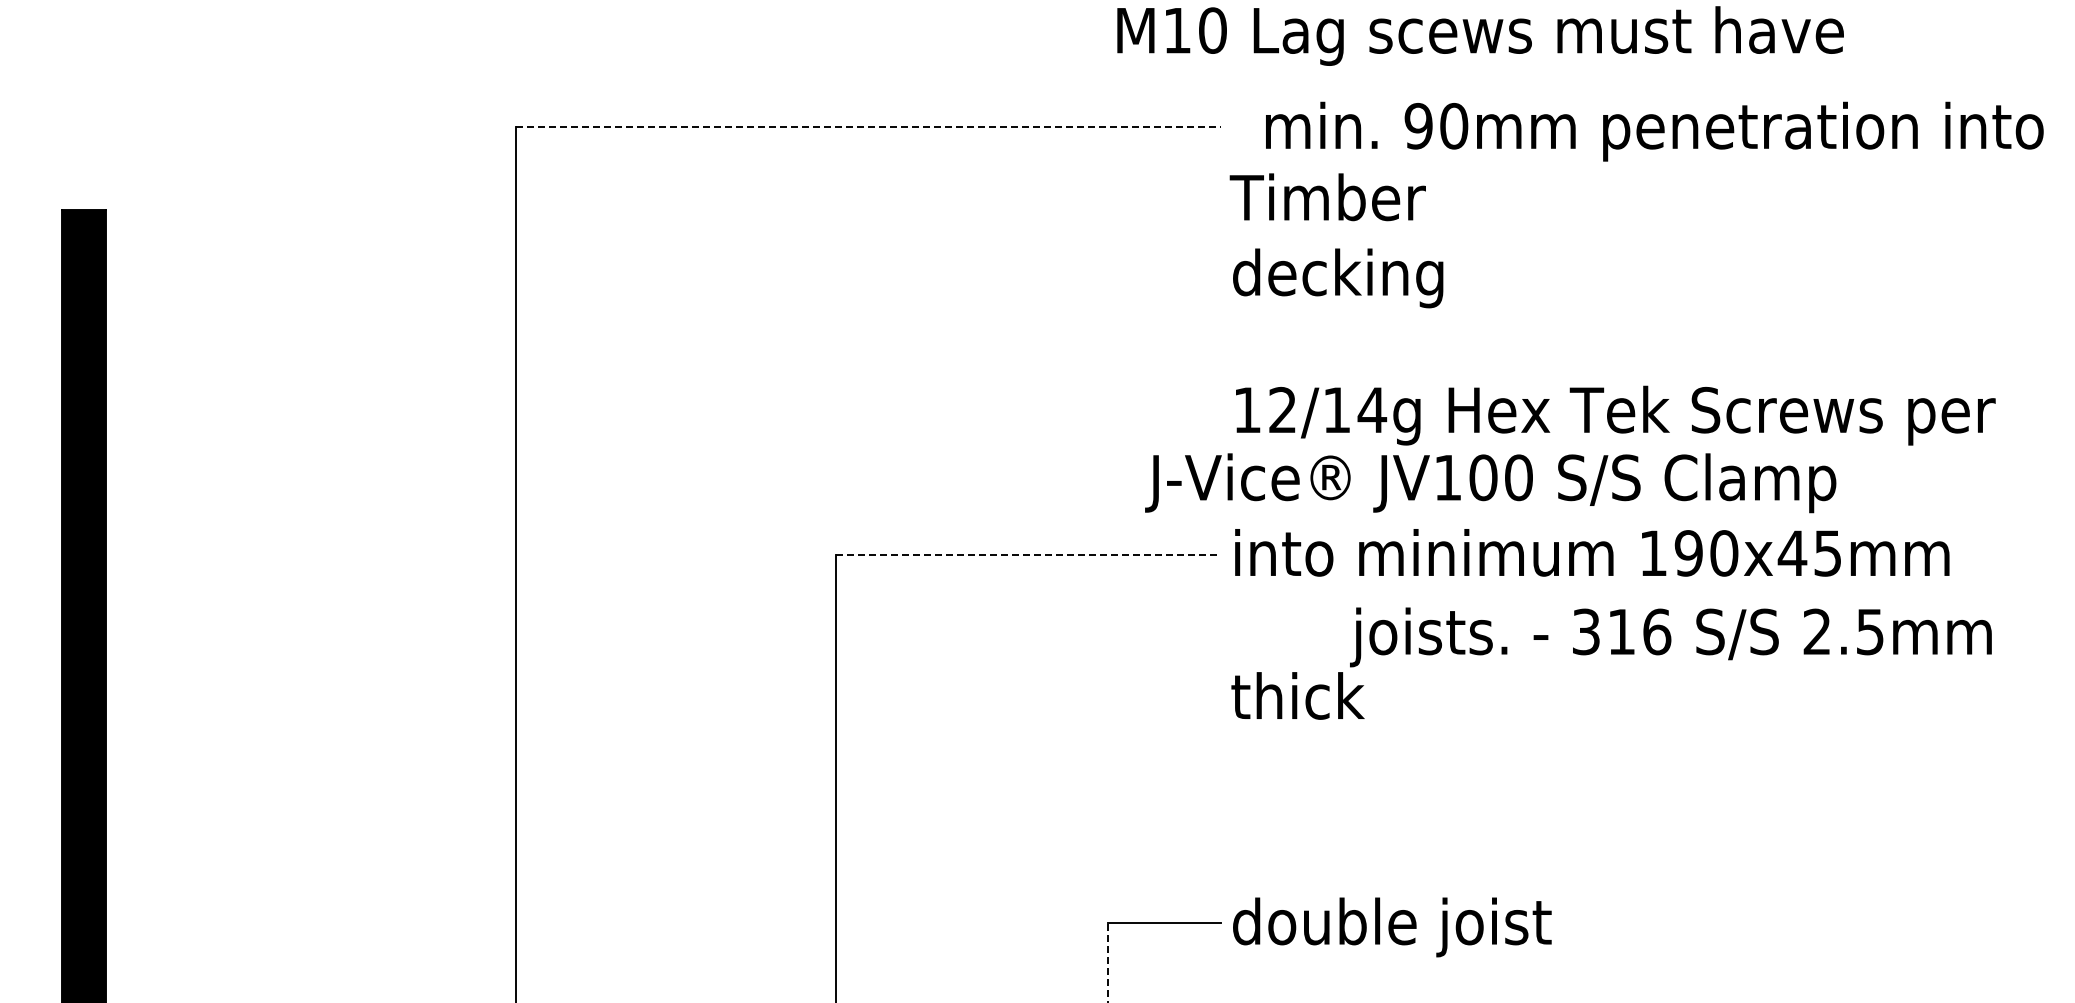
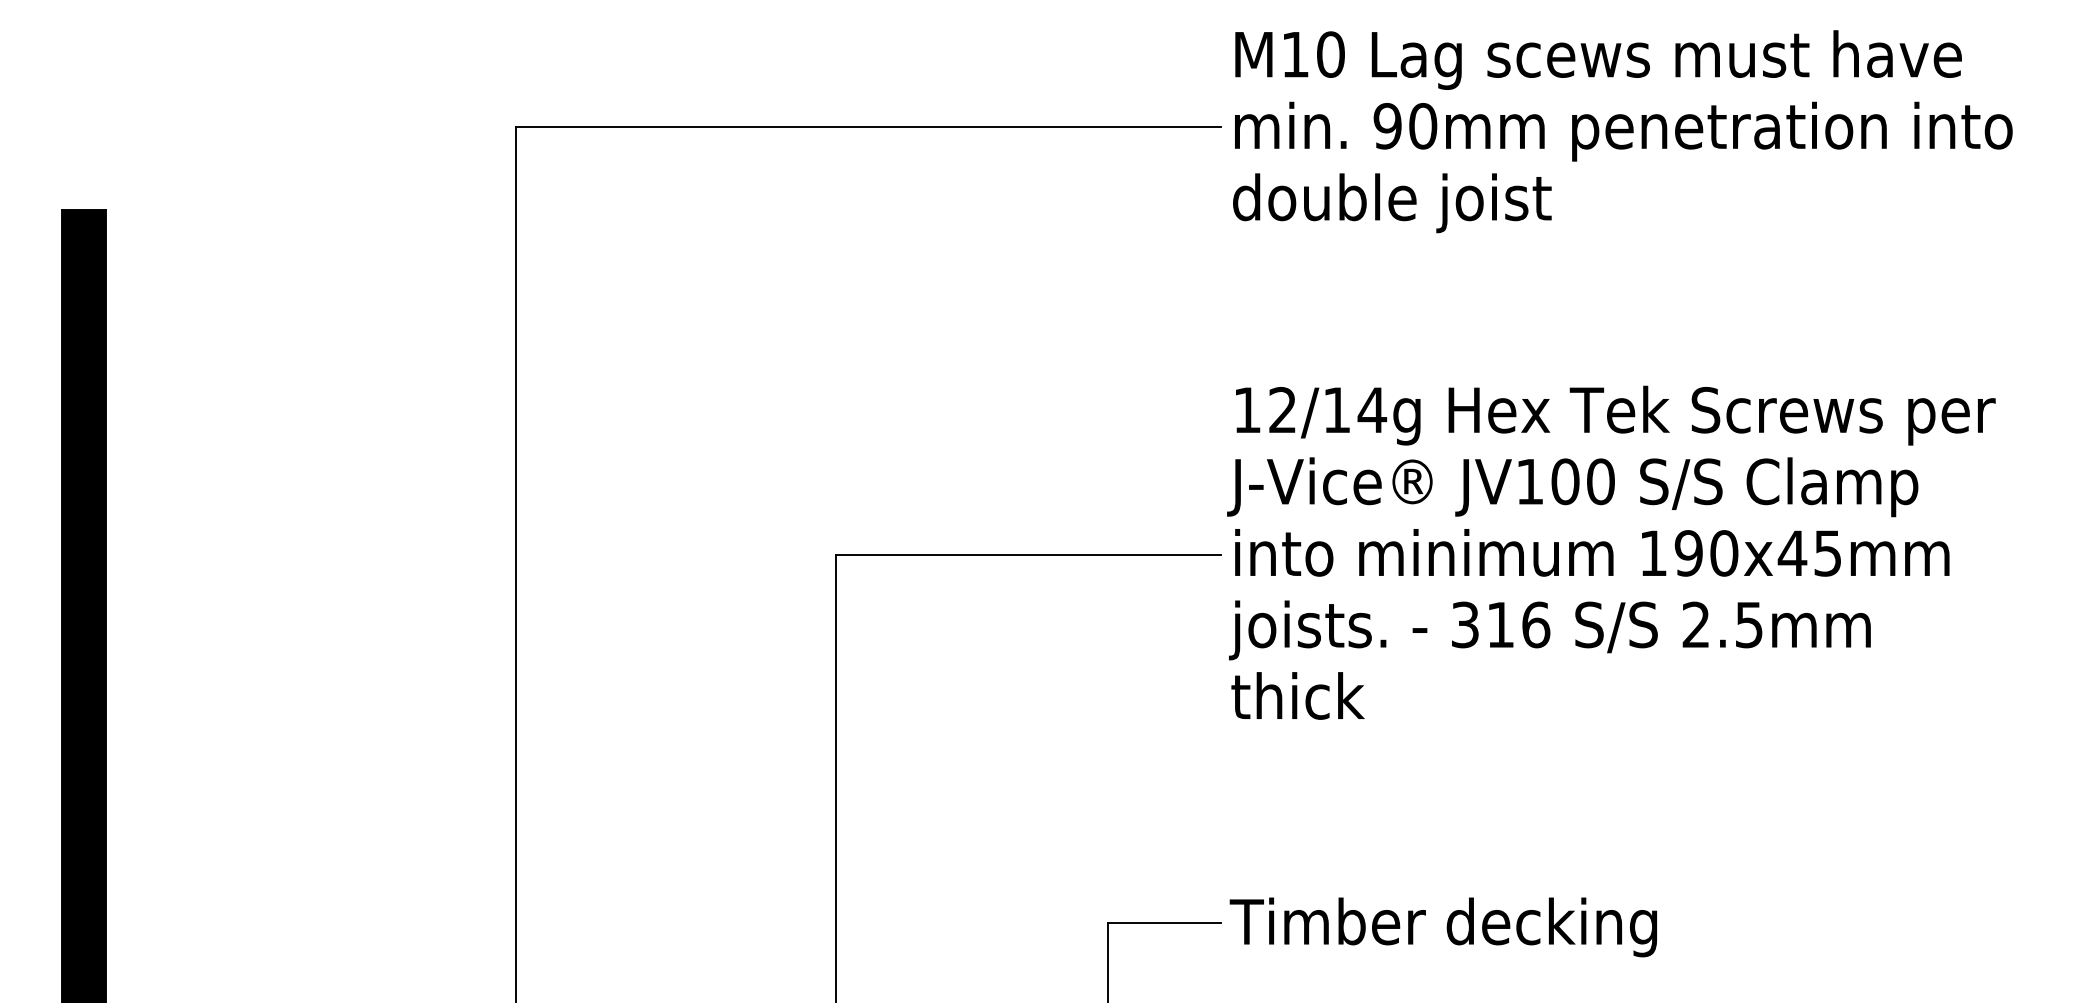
text position: (1480, 35) -> (1598, 59) (1598, 59)
line: dashed -> solid (869, 127)
text position: (1654, 131) -> (1623, 131) (1623, 131)
text: Timber decking -> double joist (1390, 240)
text position: (1490, 483) -> (1572, 487) (1572, 487)
line: dashed -> solid (1028, 554)
text position: (1670, 637) -> (1549, 630) (1549, 630)
text: double joist -> Timber decking (1443, 927)
line: dashed -> solid (1108, 962)
